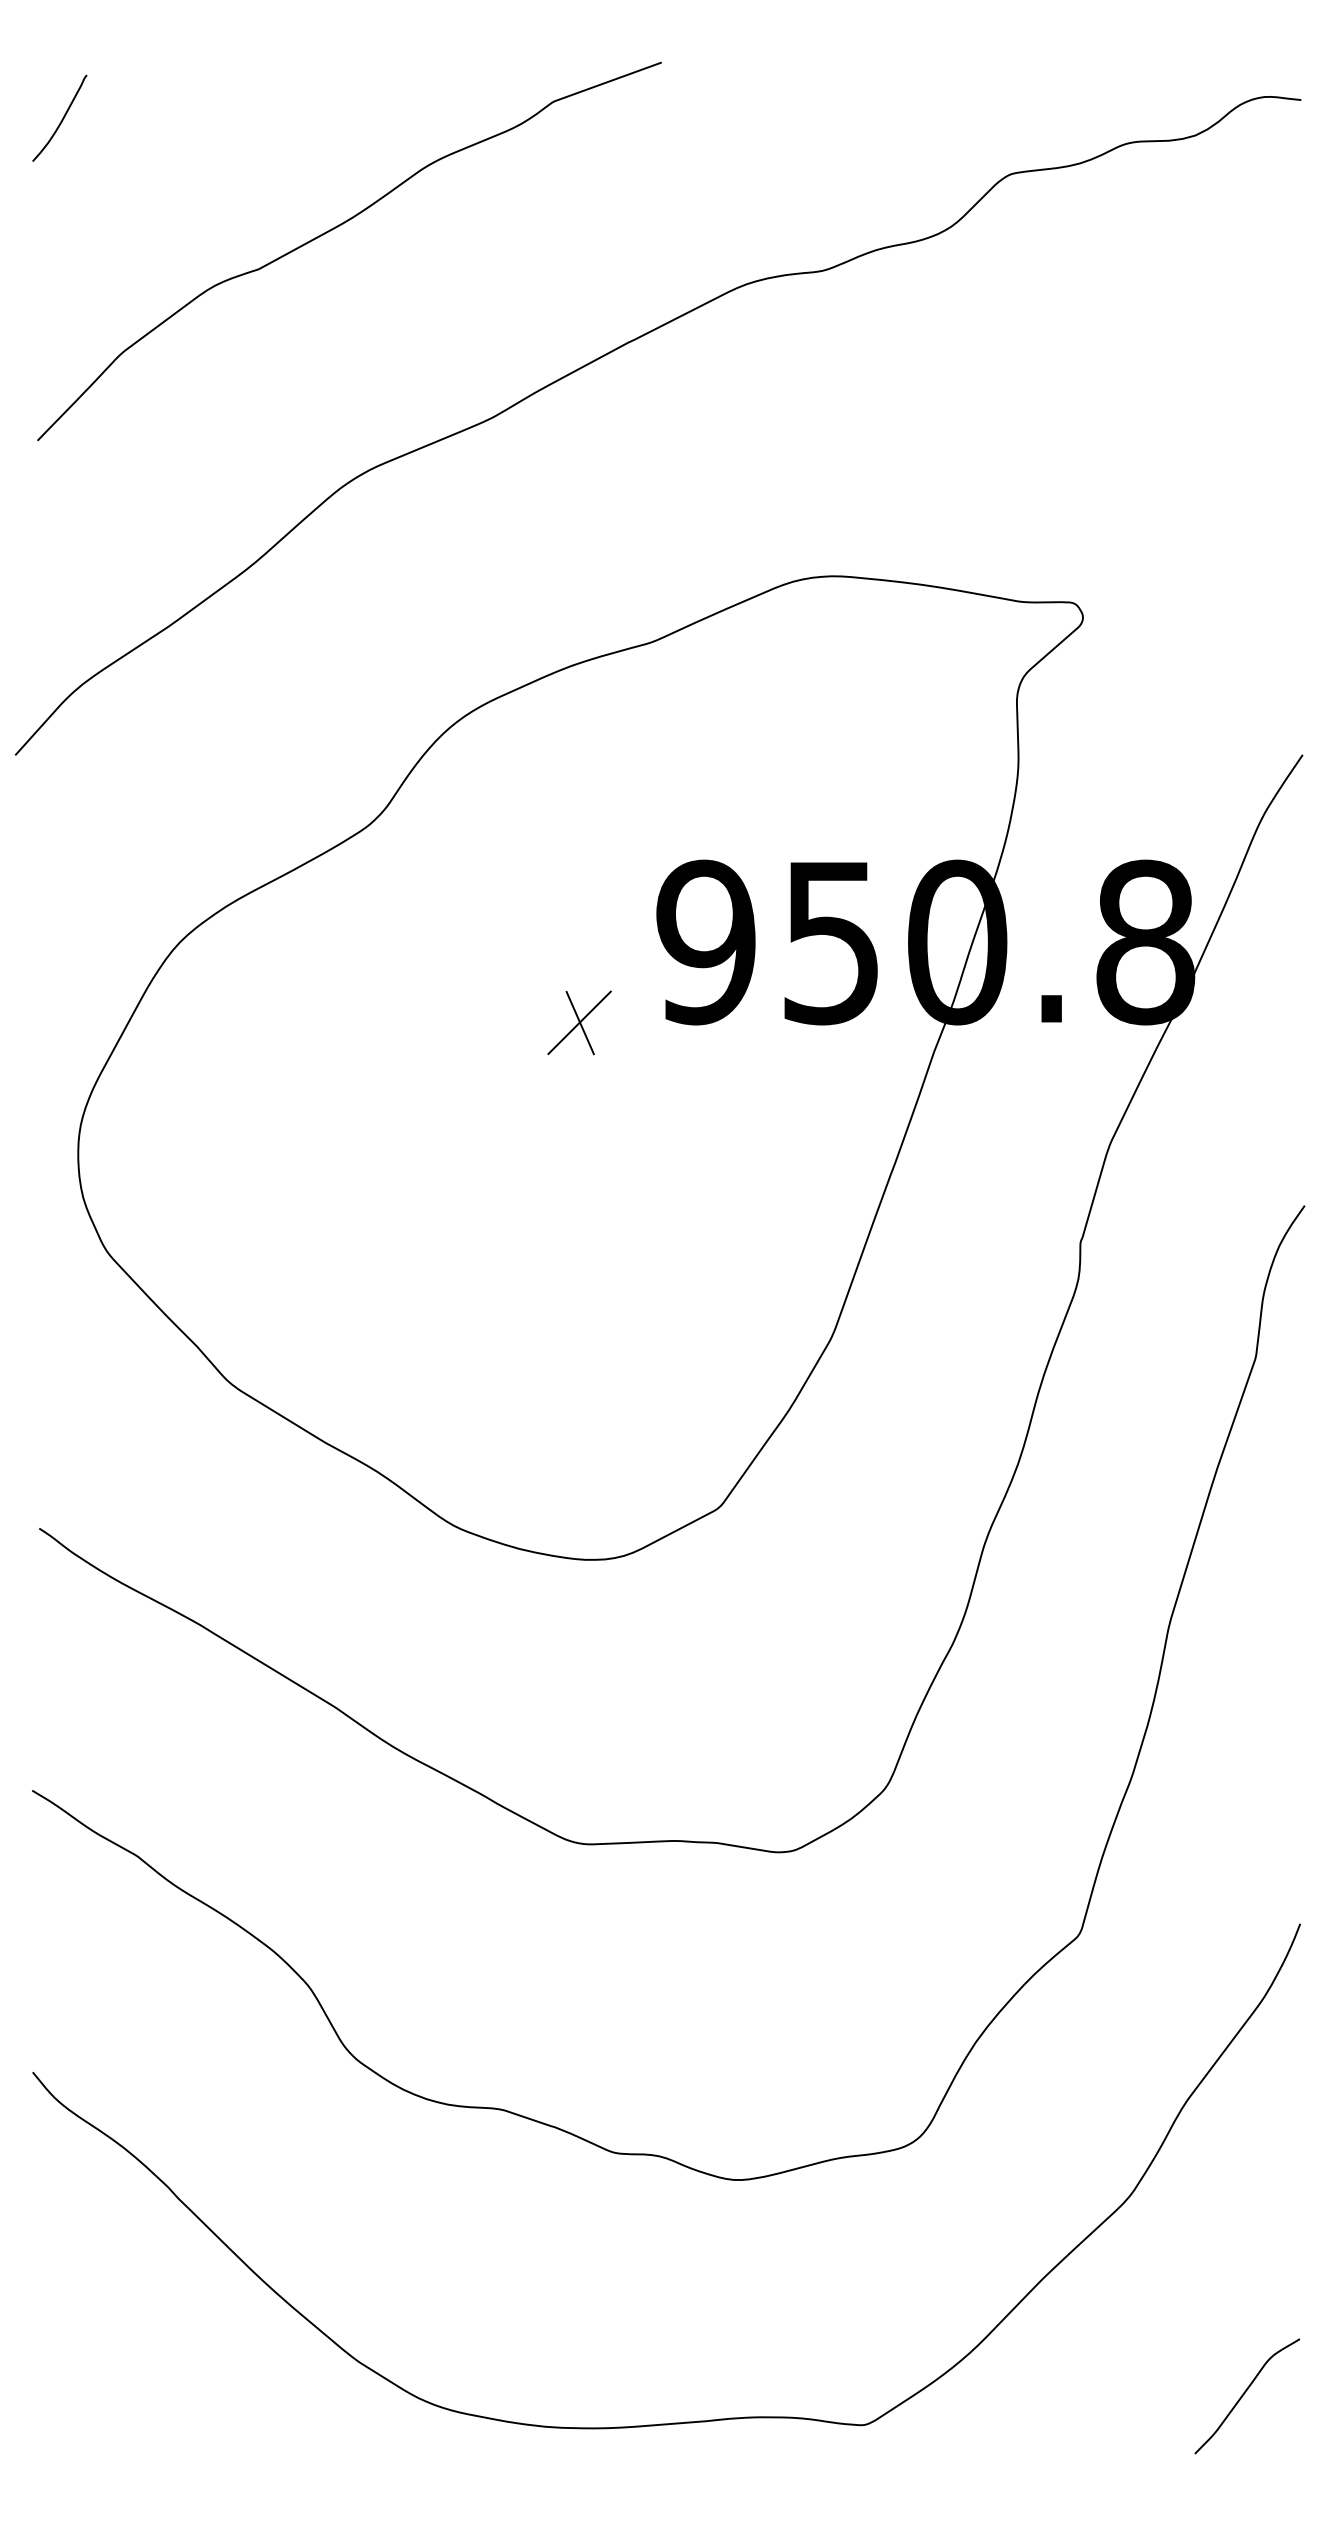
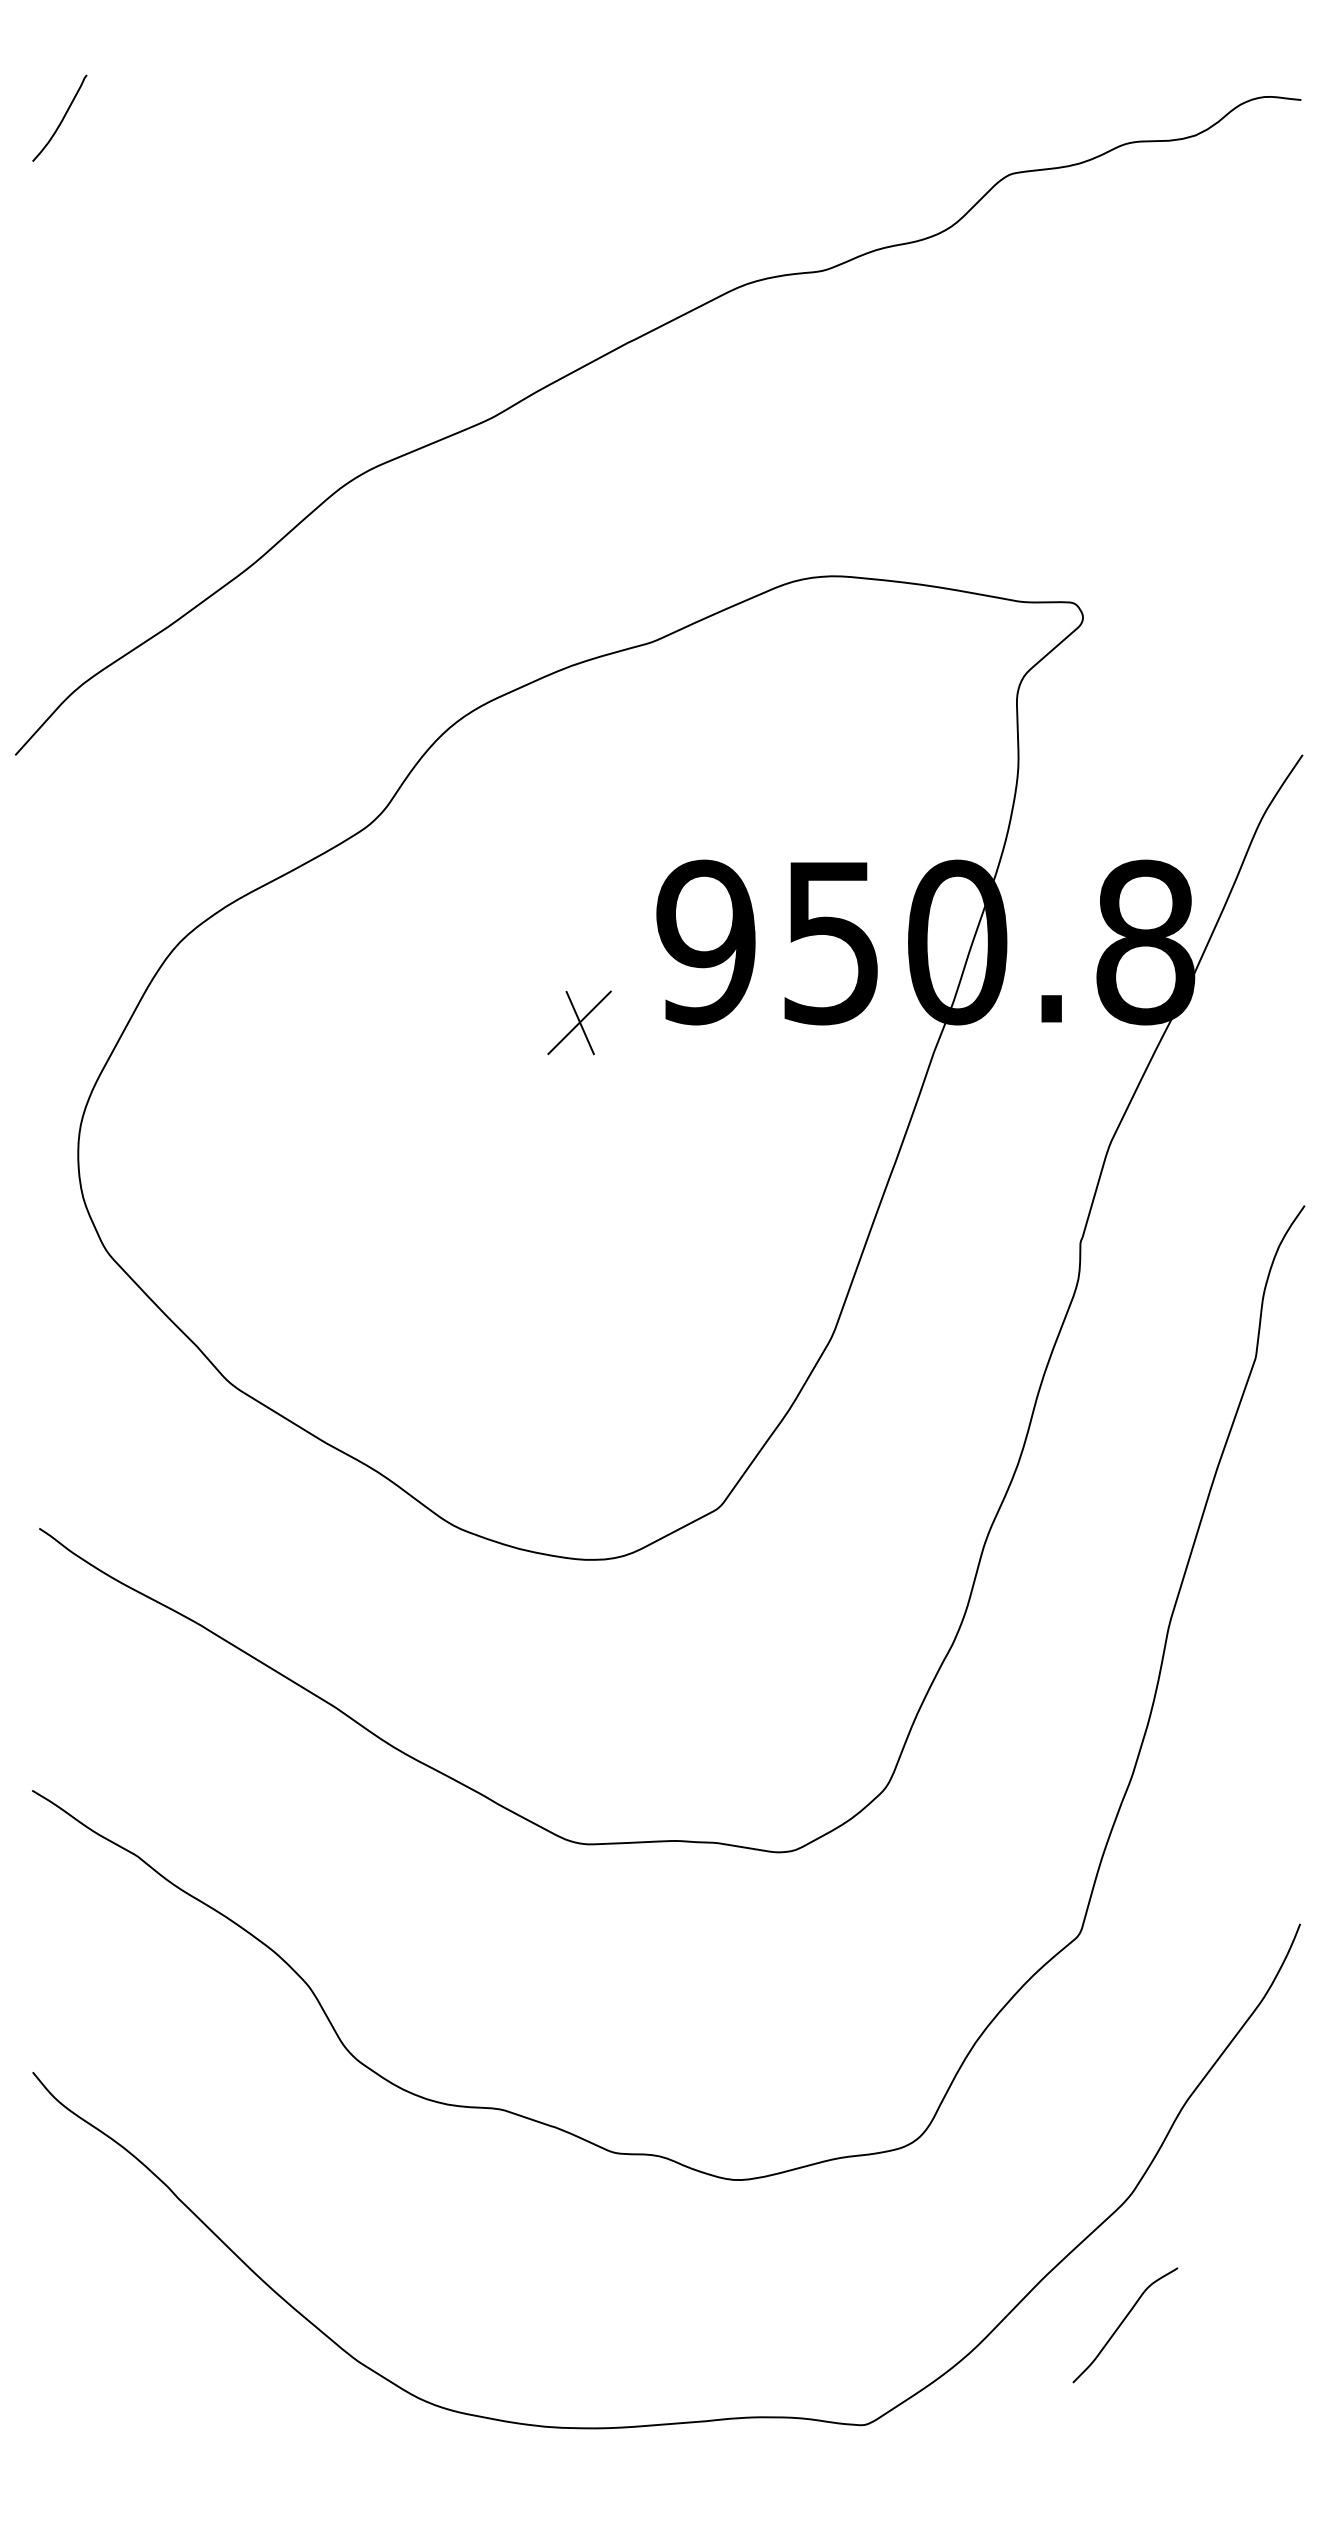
curve: present -> none (336, 228)
curve position: (1245, 2393) -> (1123, 2322) (1123, 2322)
